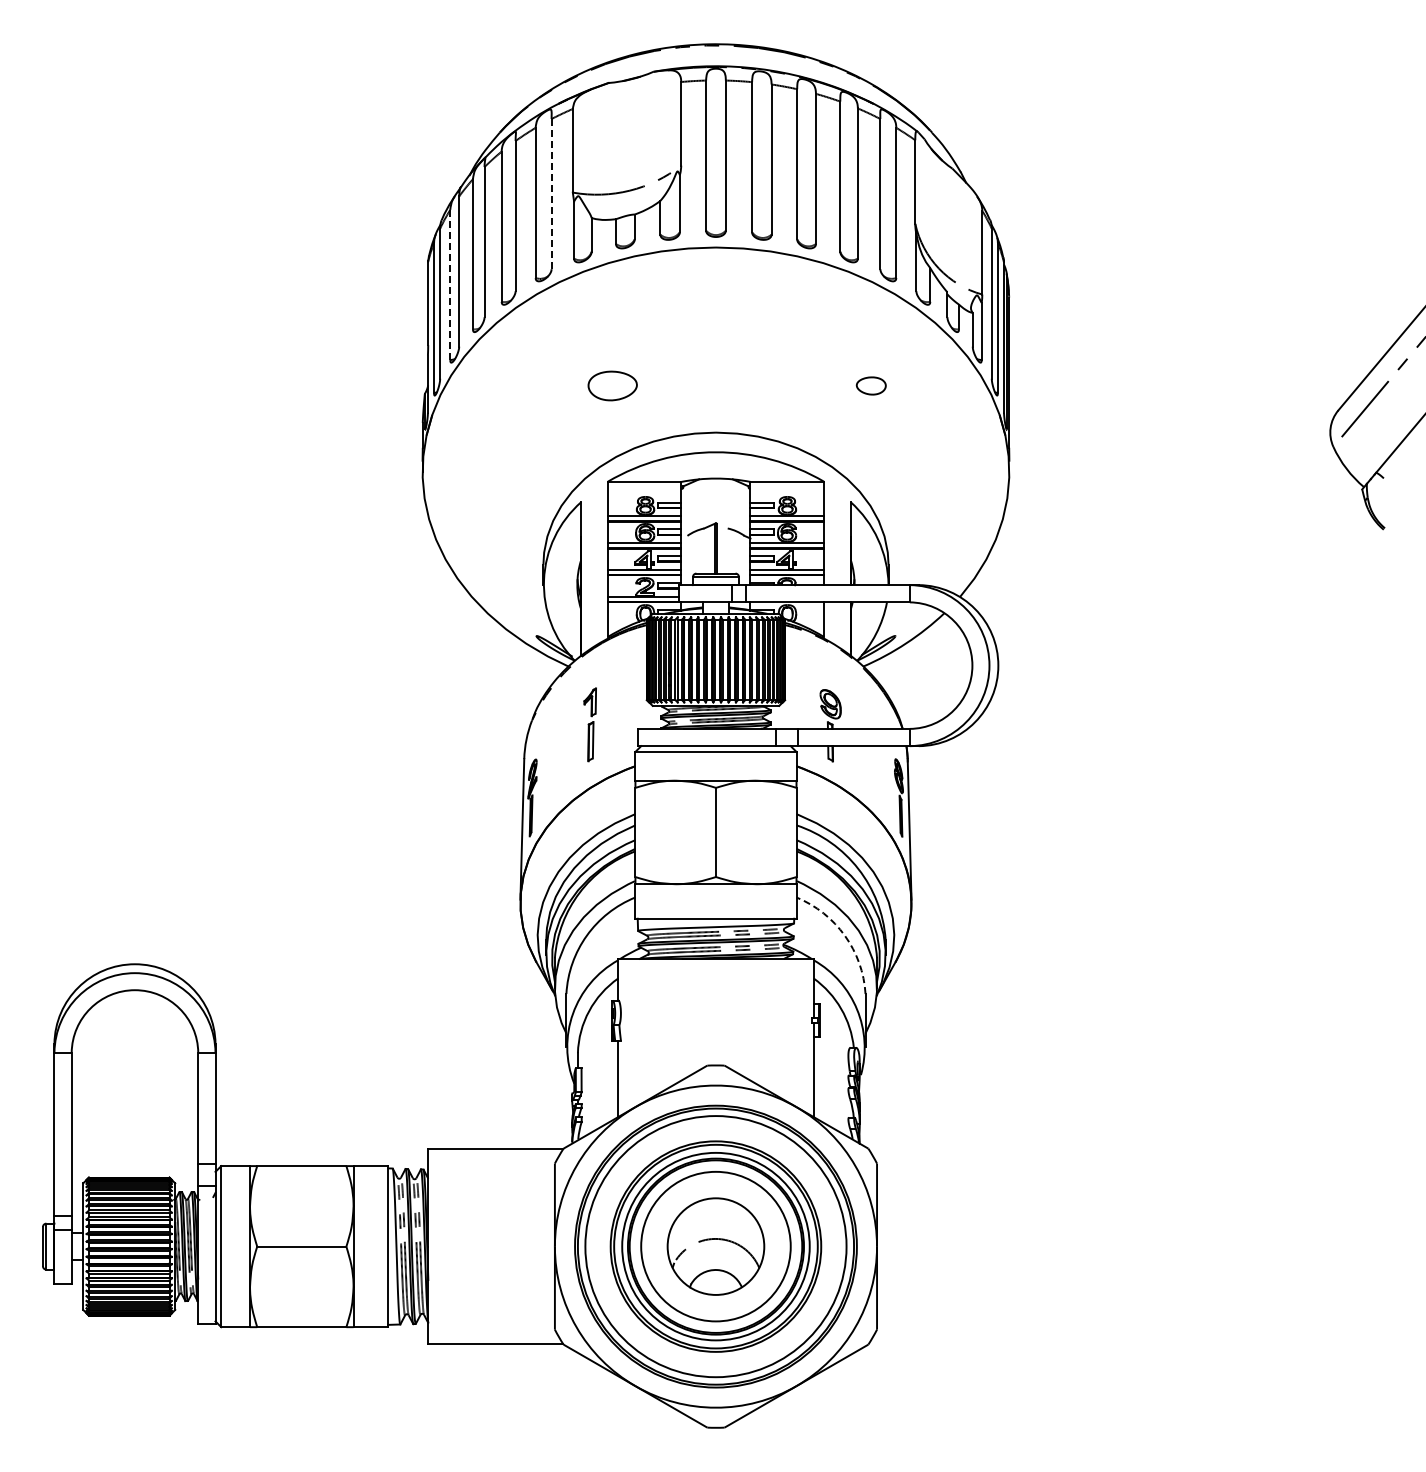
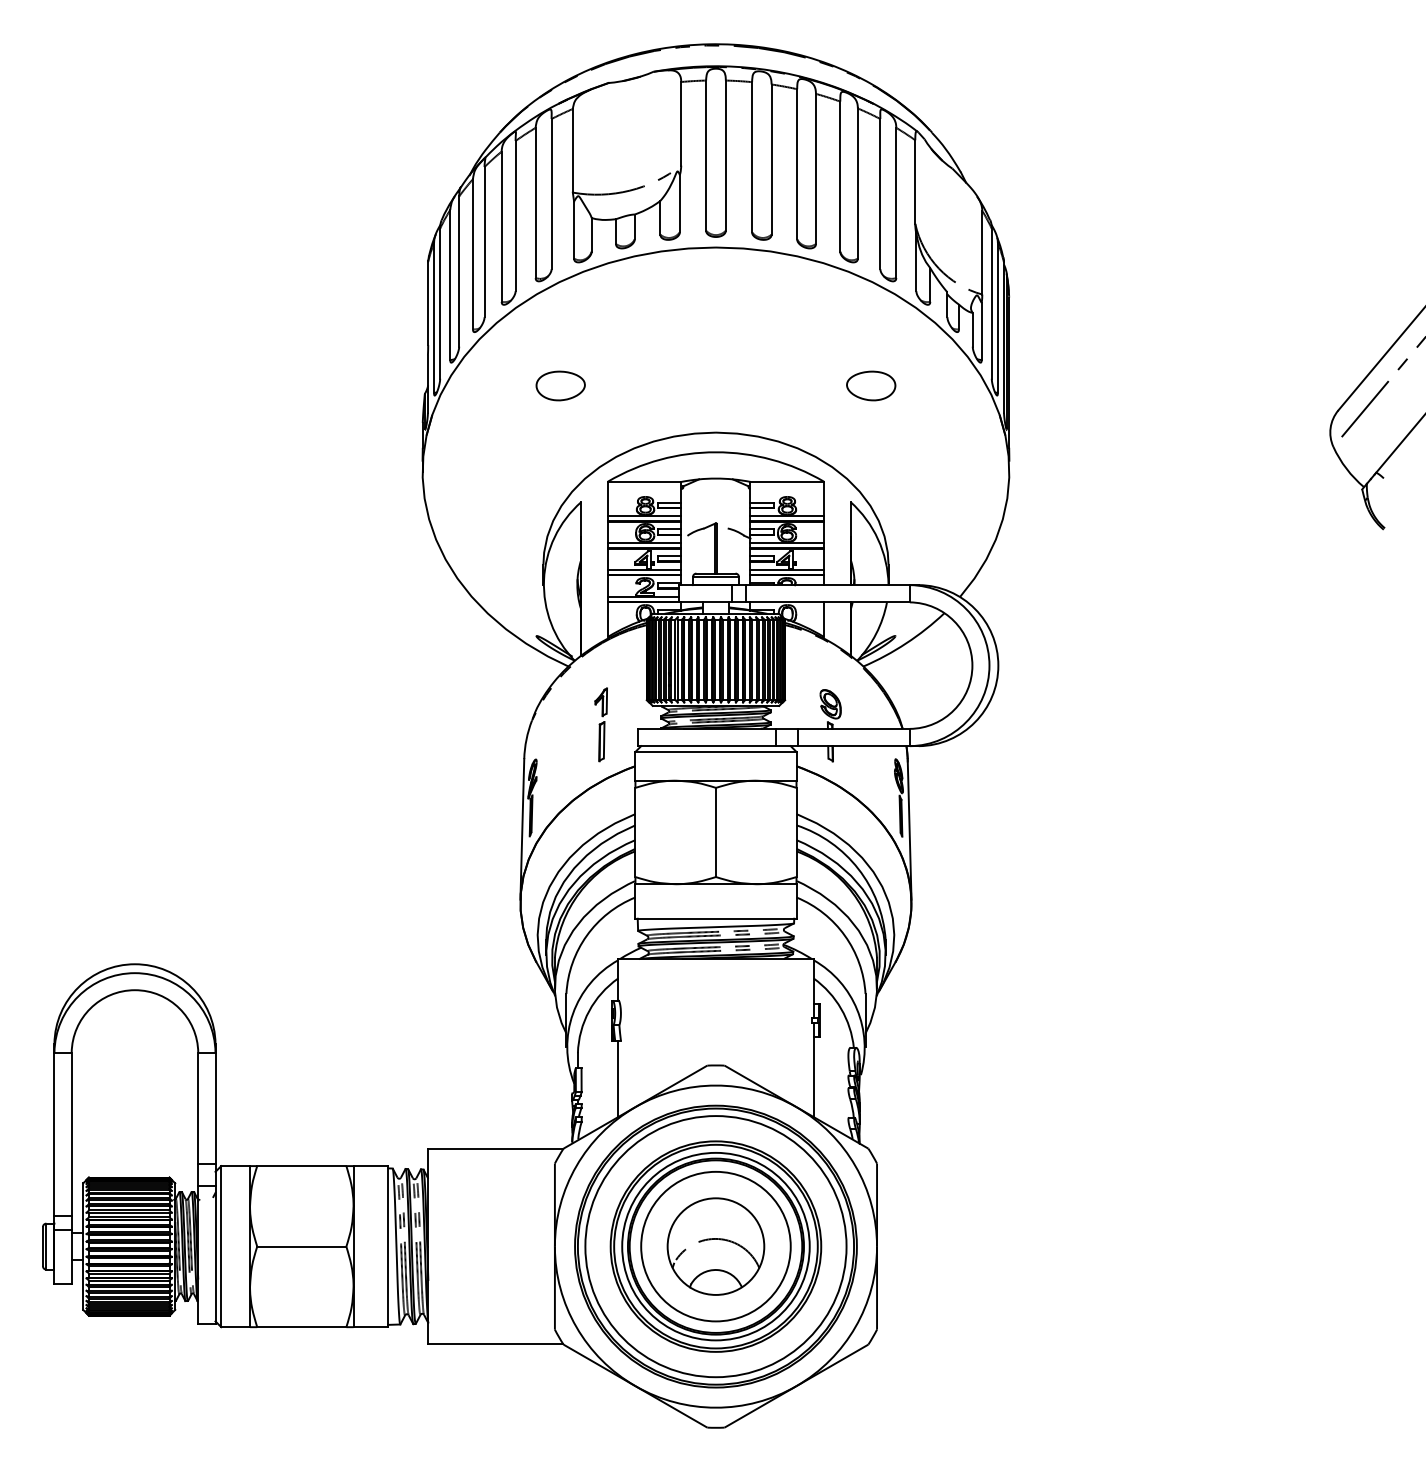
line: dashed -> solid (551, 194)
line: dashed -> solid (450, 284)
part position: (612, 385) -> (560, 385) (560, 385)
part size: 32x20 px -> 51x32 px (871, 385)
part position: (589, 724) -> (600, 724) (600, 724)
arc: dashed -> solid (844, 935)
